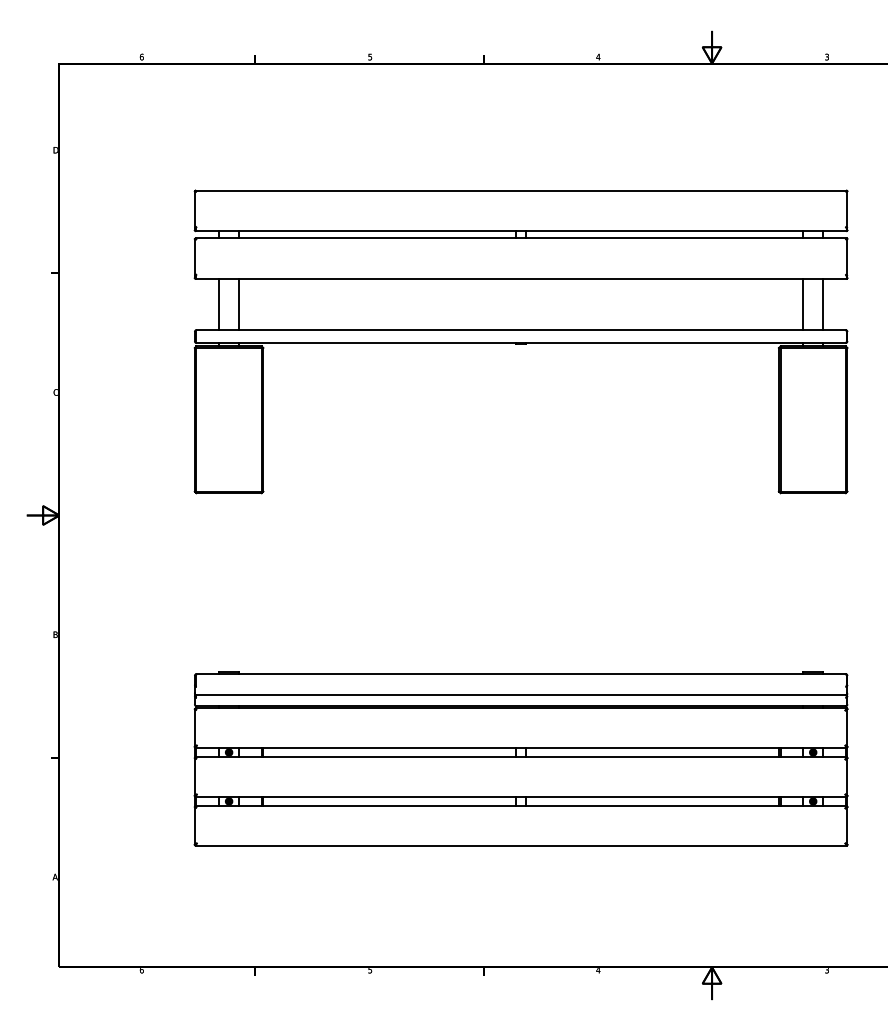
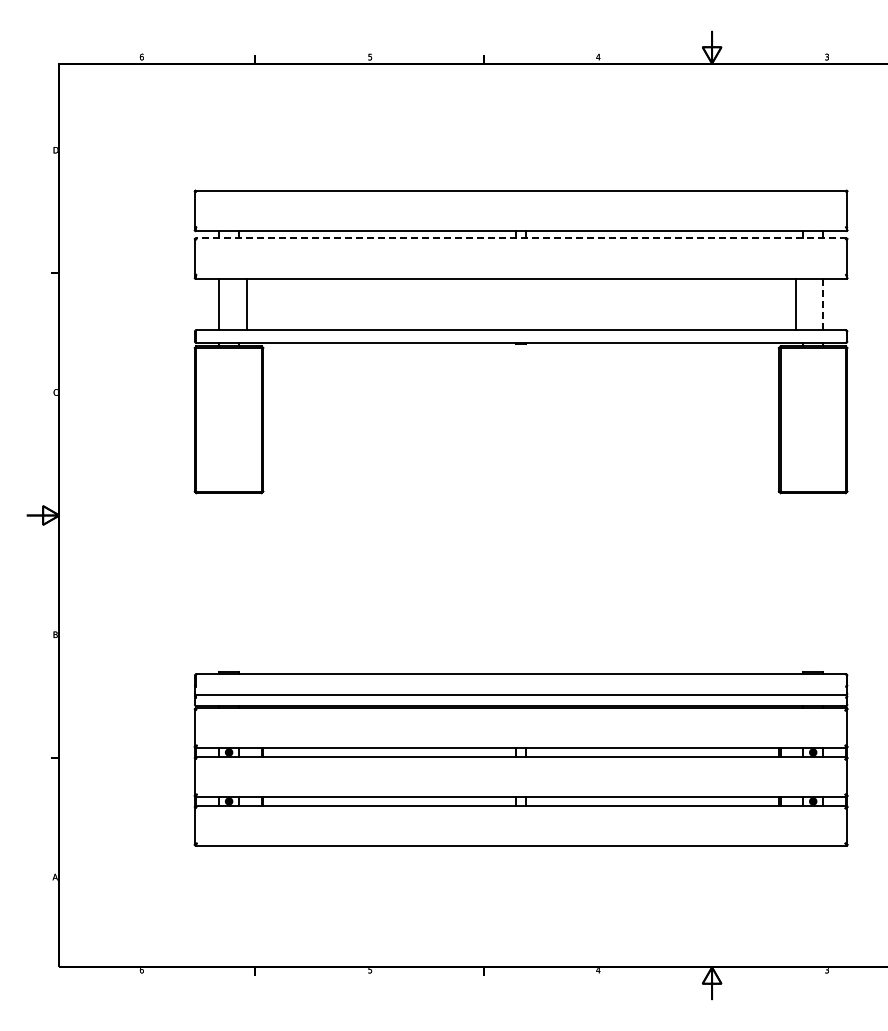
line: solid -> dashed (521, 238)
line position: (238, 304) -> (246, 304) (246, 304)
line position: (803, 304) -> (796, 304) (796, 304)
line: solid -> dashed (822, 304)
